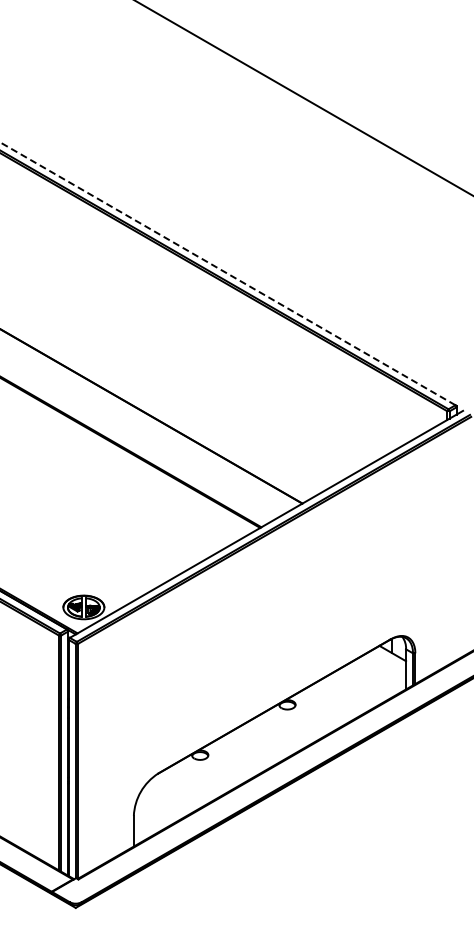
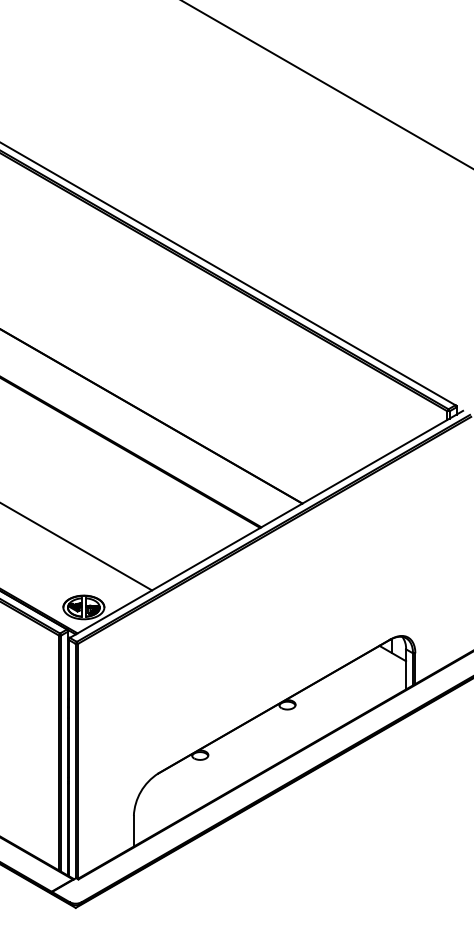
line position: (304, 98) -> (327, 84) (327, 84)
line: dashed -> solid (227, 273)
line: none -> present (77, 546)
